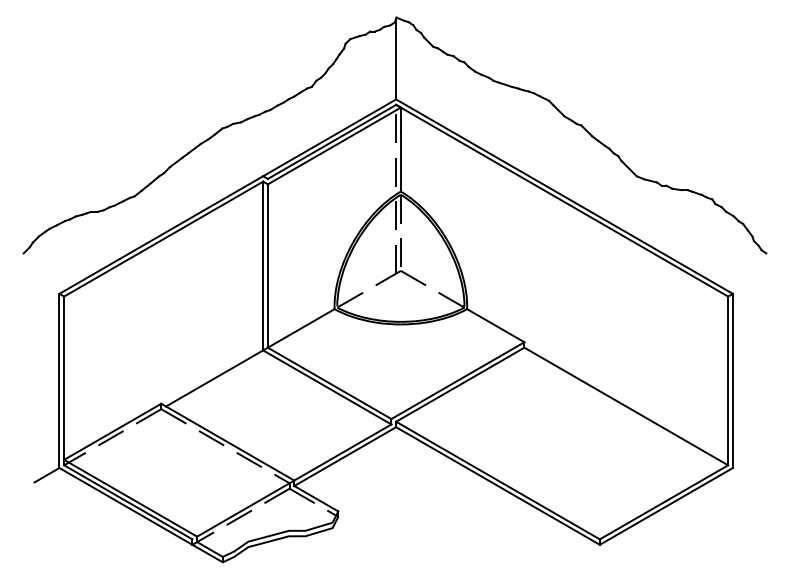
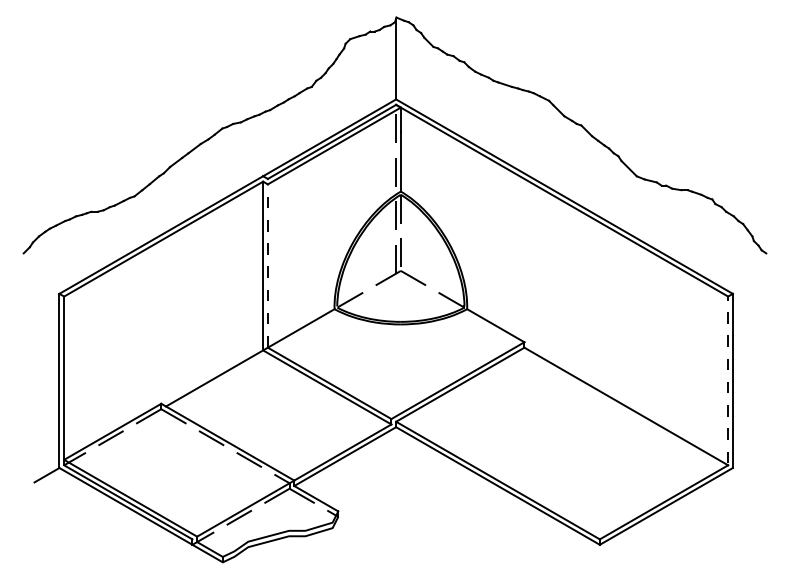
line: solid -> dashed (267, 266)
line: solid -> dashed (728, 379)
